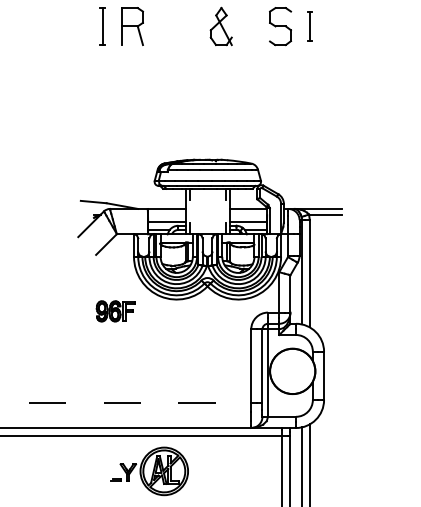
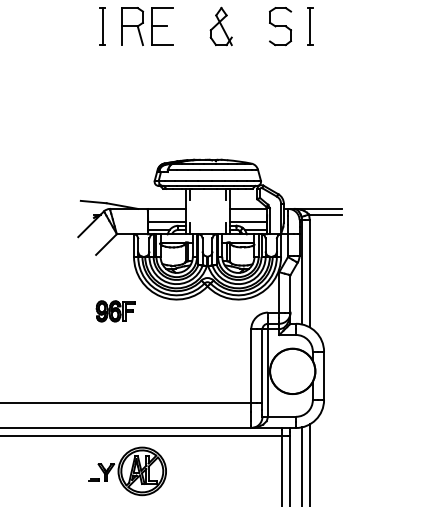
part: none -> present (162, 26)
part size: 6x31 px -> 7x39 px (310, 26)
line: dashed -> solid (126, 402)
part position: (149, 471) -> (127, 471) (127, 471)
